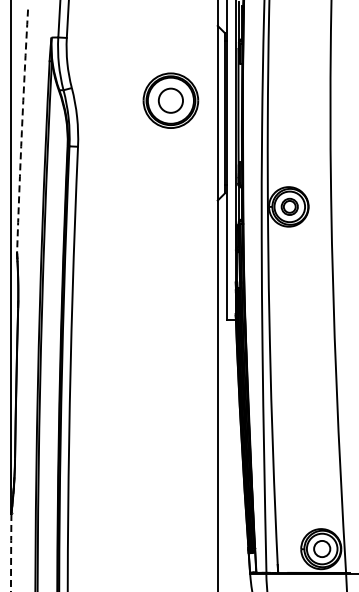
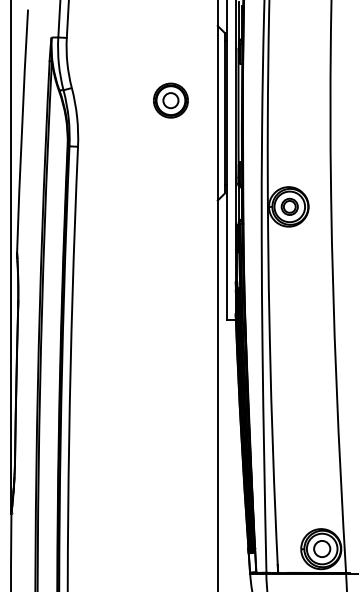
part size: 58x57 px -> 36x37 px (170, 100)
arc: dashed -> solid (21, 131)
arc: dashed -> solid (11, 552)
